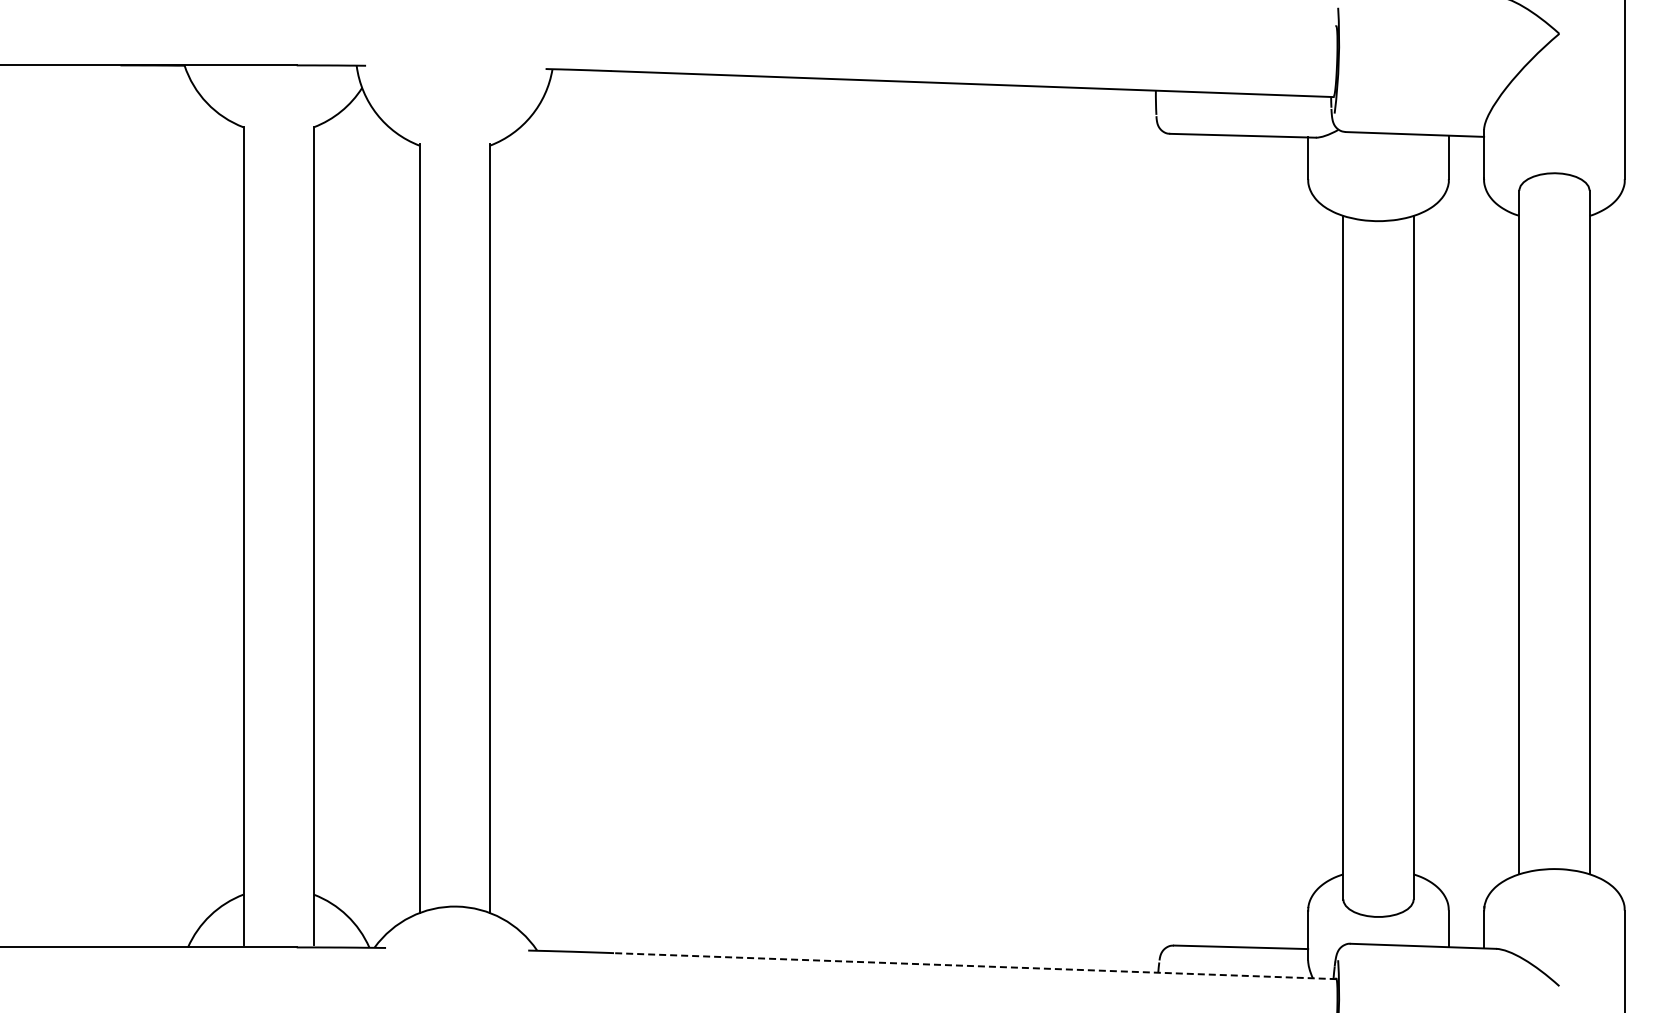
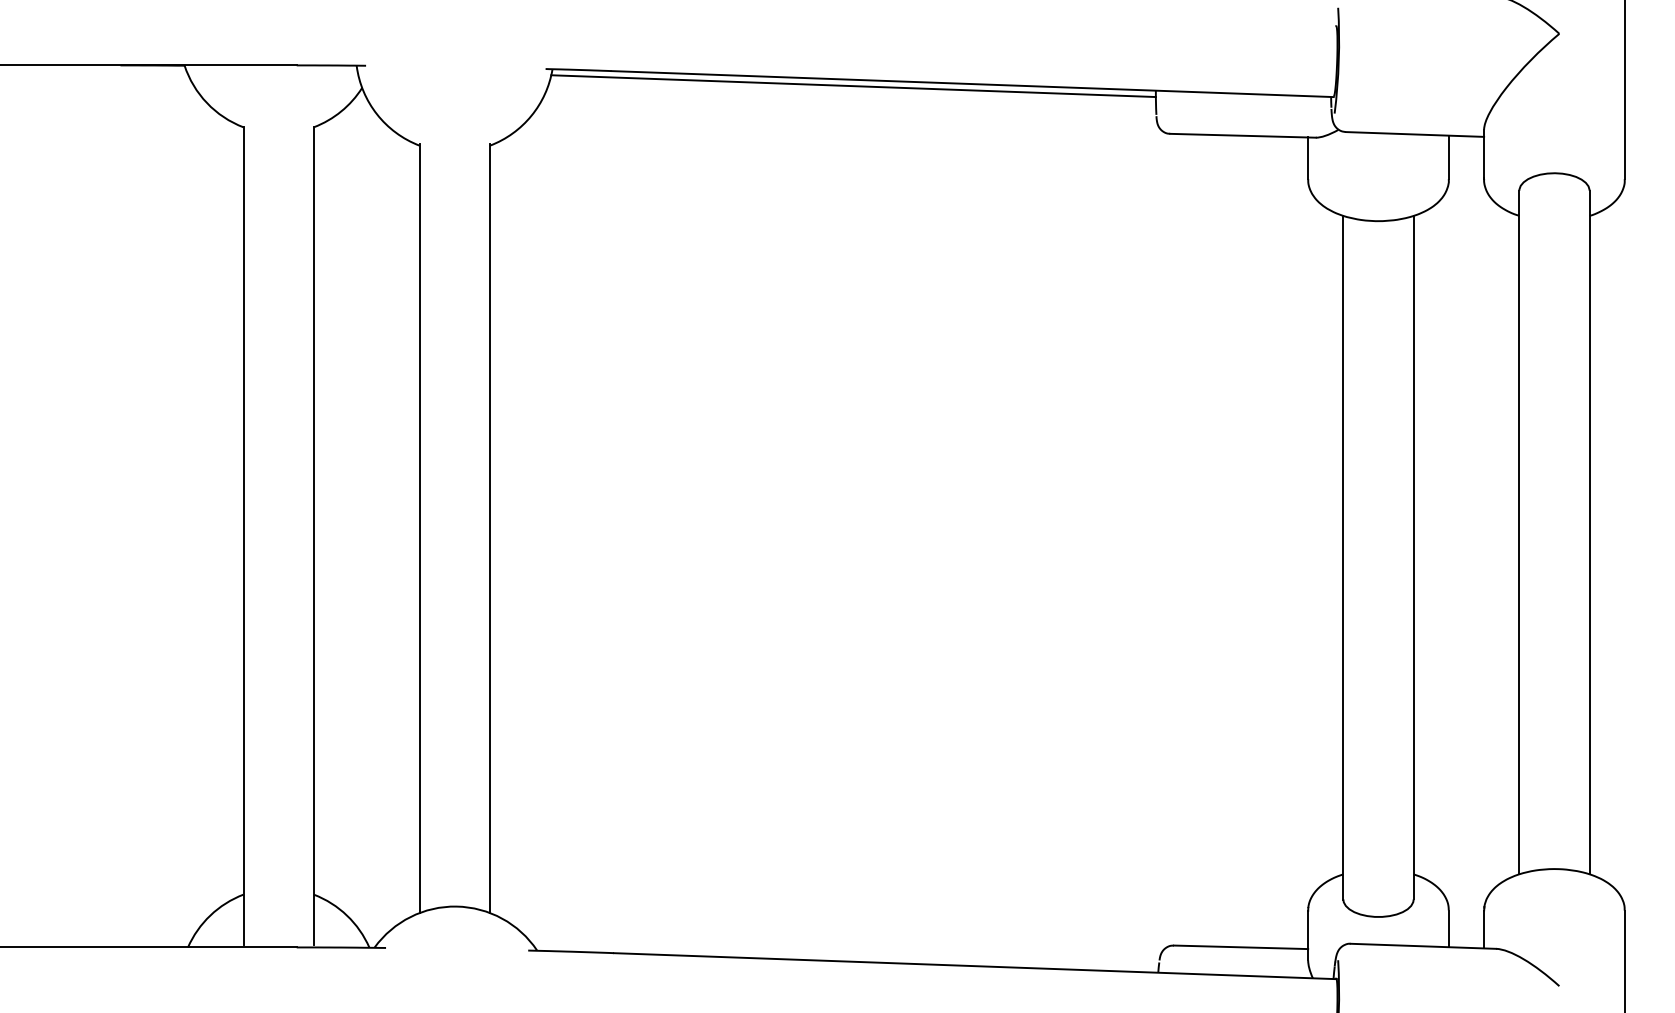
line: none -> present (853, 86)
line: dashed -> solid (975, 966)
